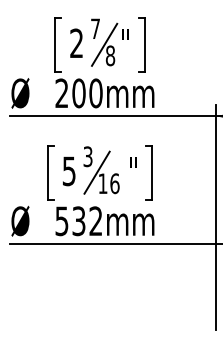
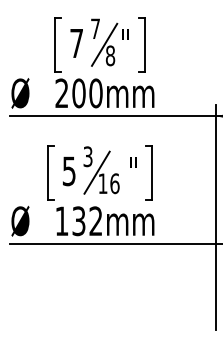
text: 2 -> 7 (76, 42)
text: 532mm -> 132mm (61, 221)
